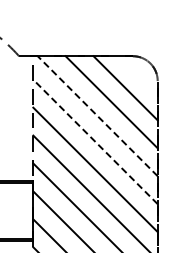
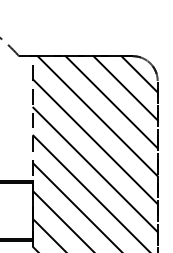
line: none -> present (139, 74)
line: dashed -> solid (97, 116)
line: dashed -> solid (95, 141)
